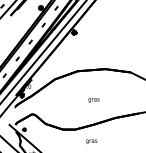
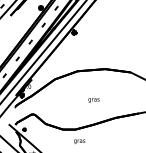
text position: (91, 141) -> (79, 141) (79, 141)
